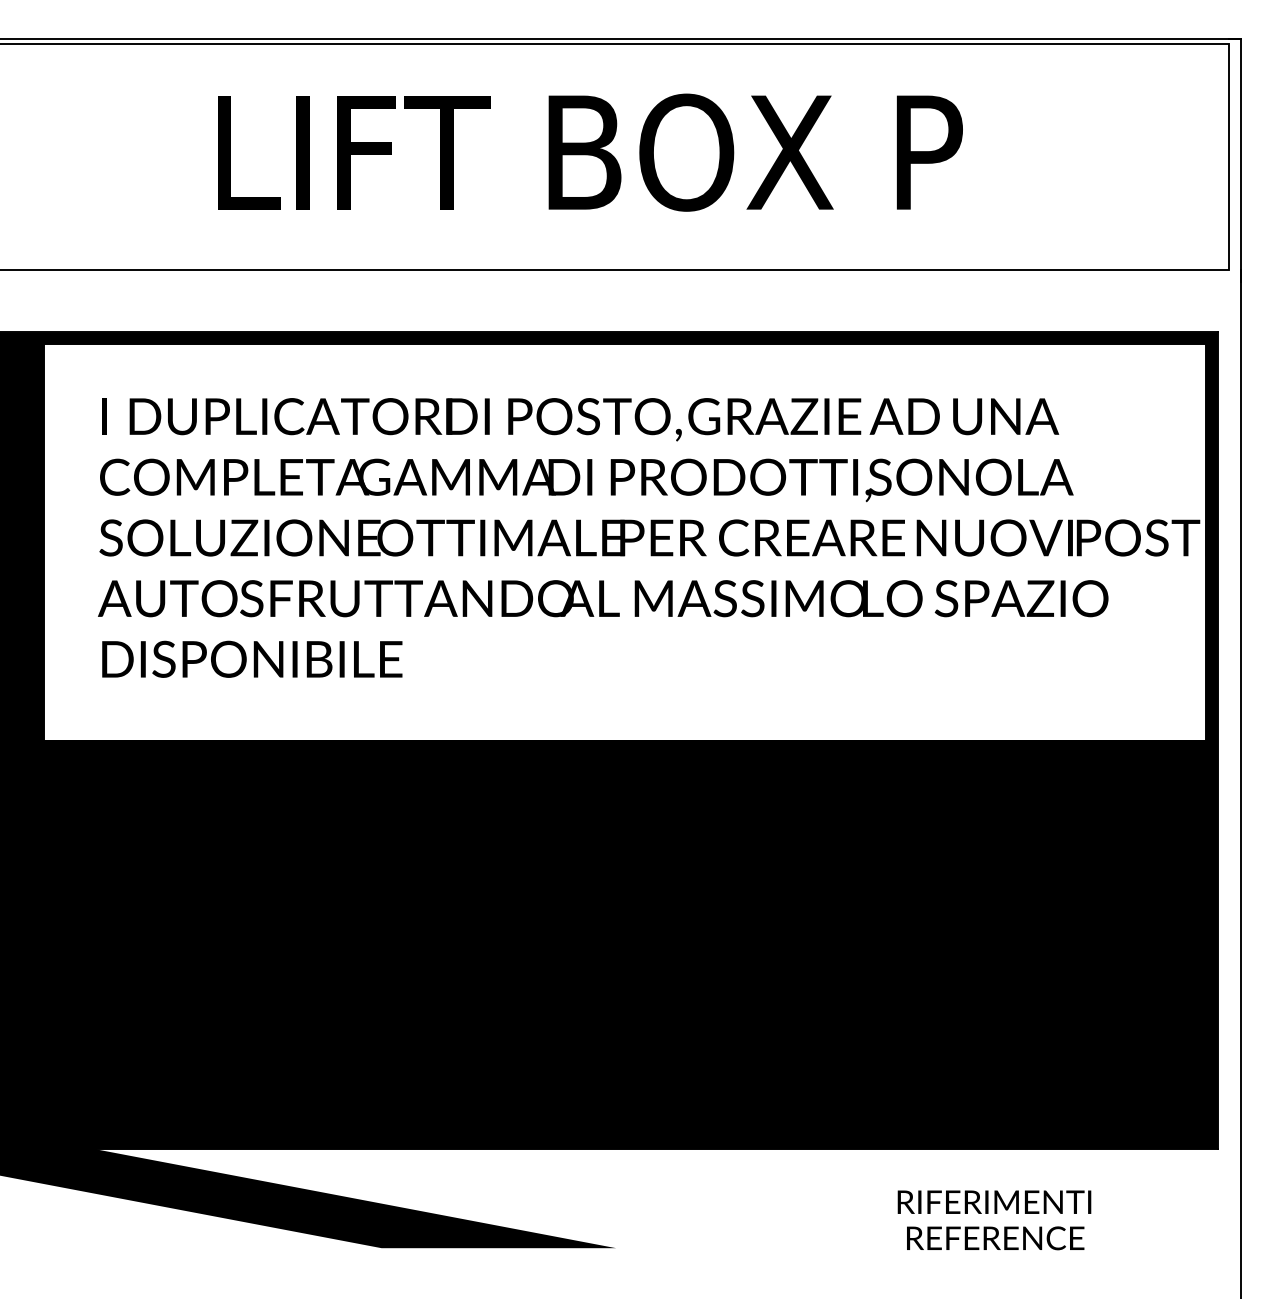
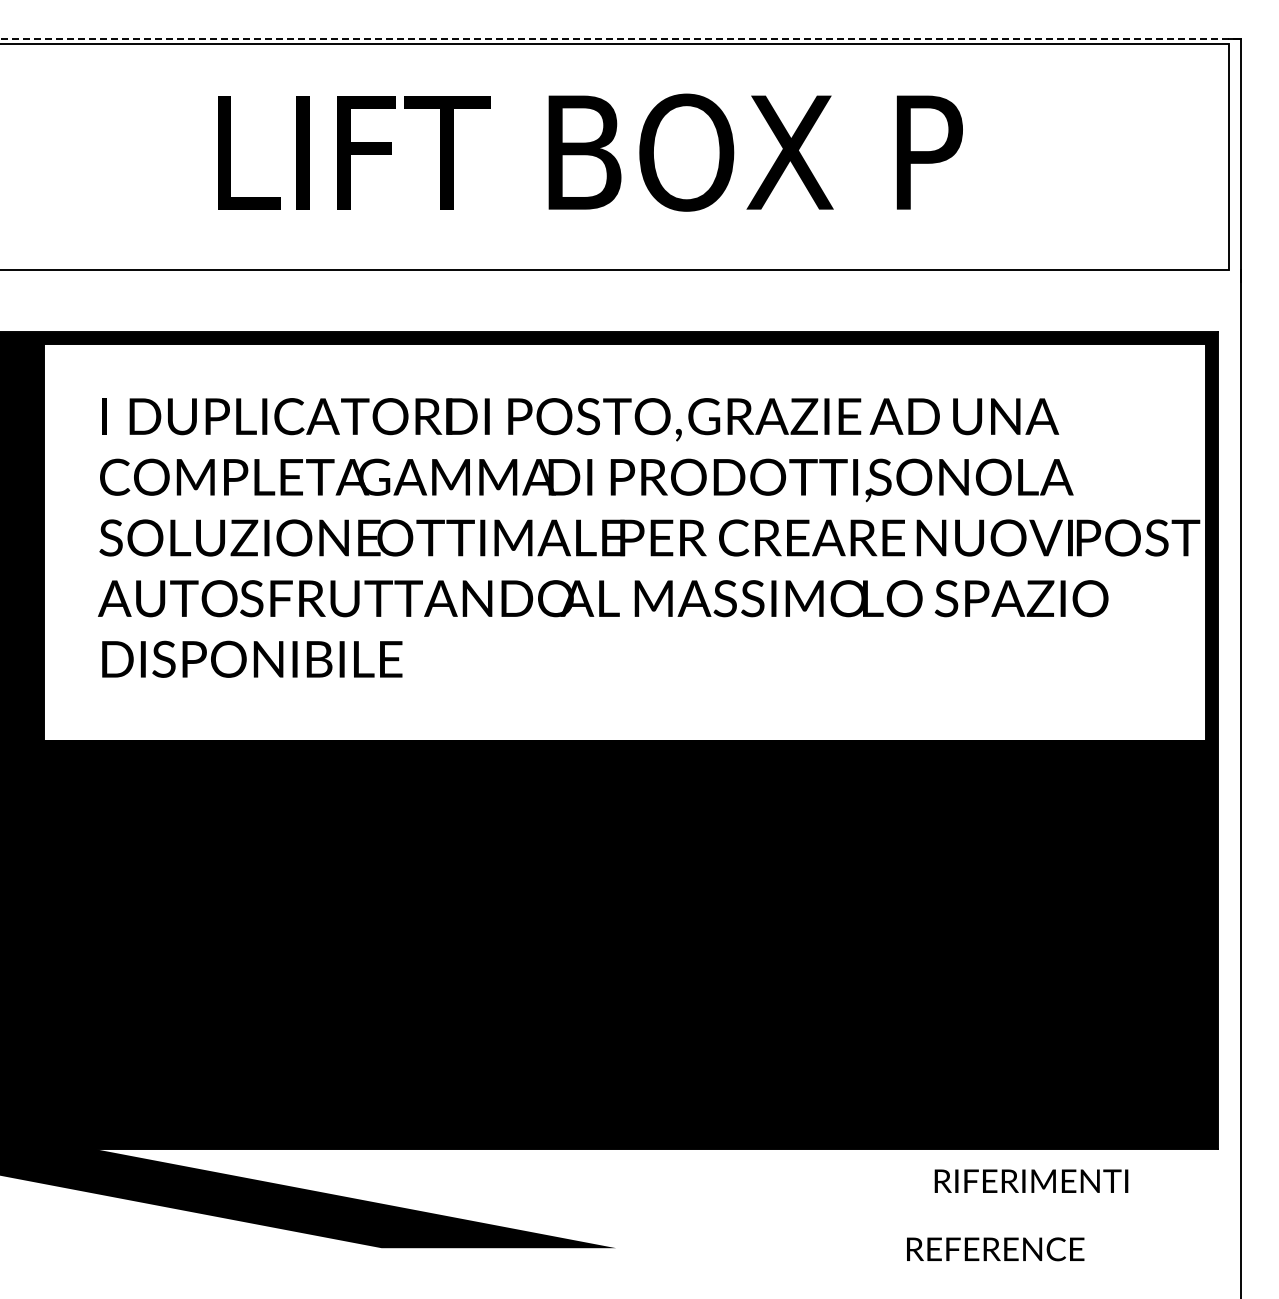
line: solid -> dashed (620, 38)
text position: (994, 1201) -> (1031, 1180) (1031, 1180)
text position: (995, 1238) -> (995, 1249) (995, 1249)
